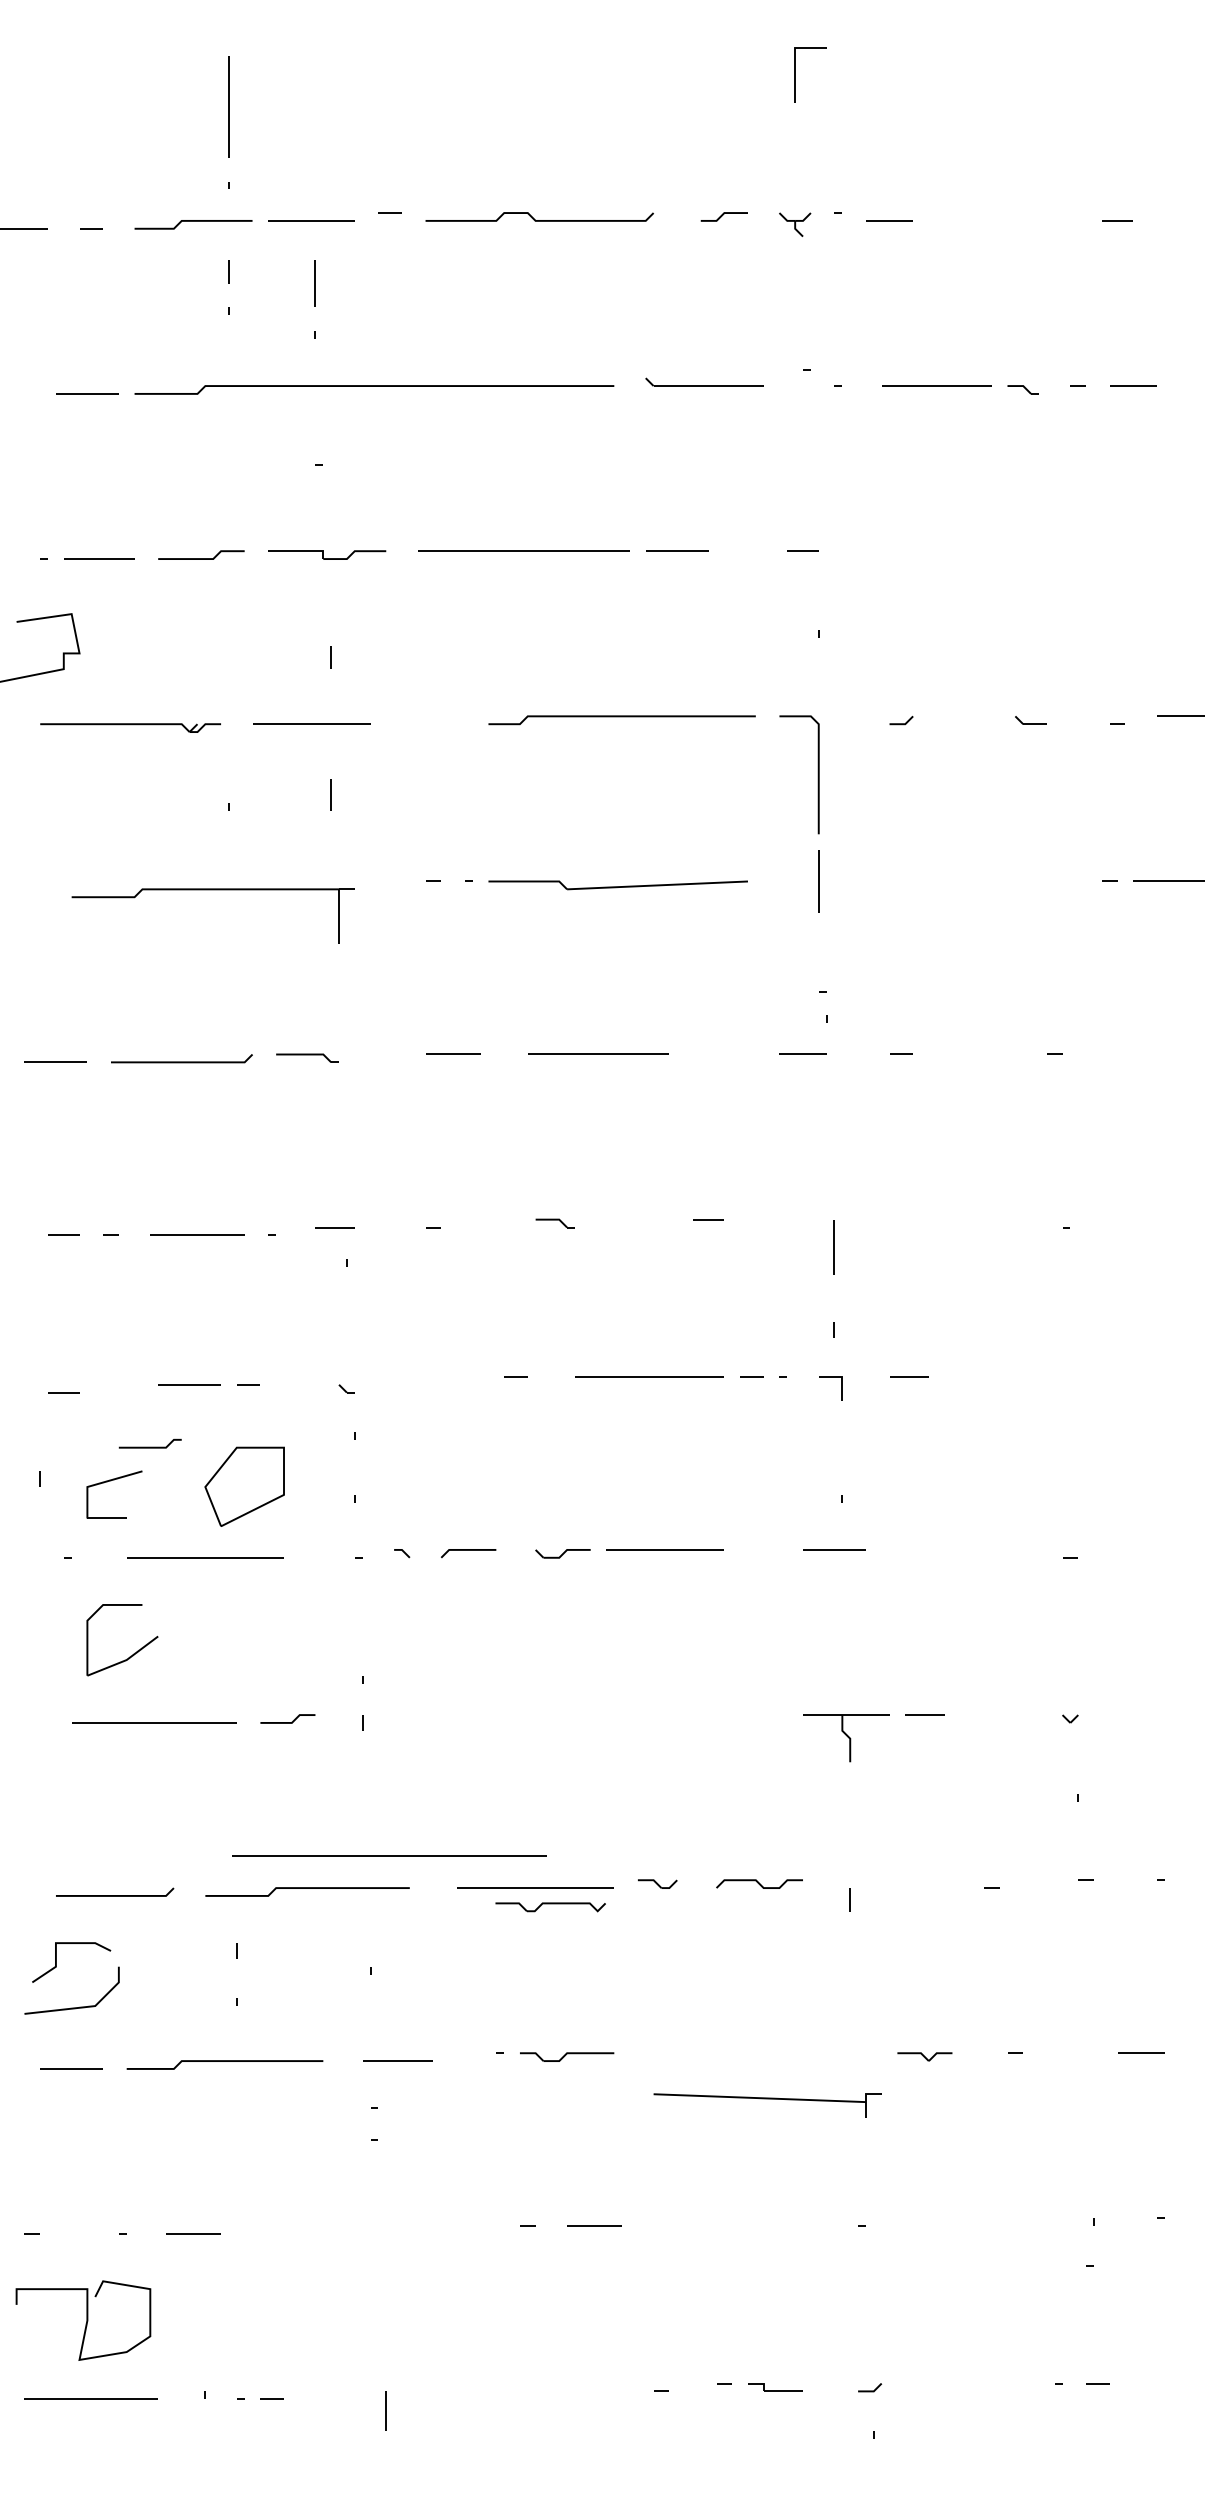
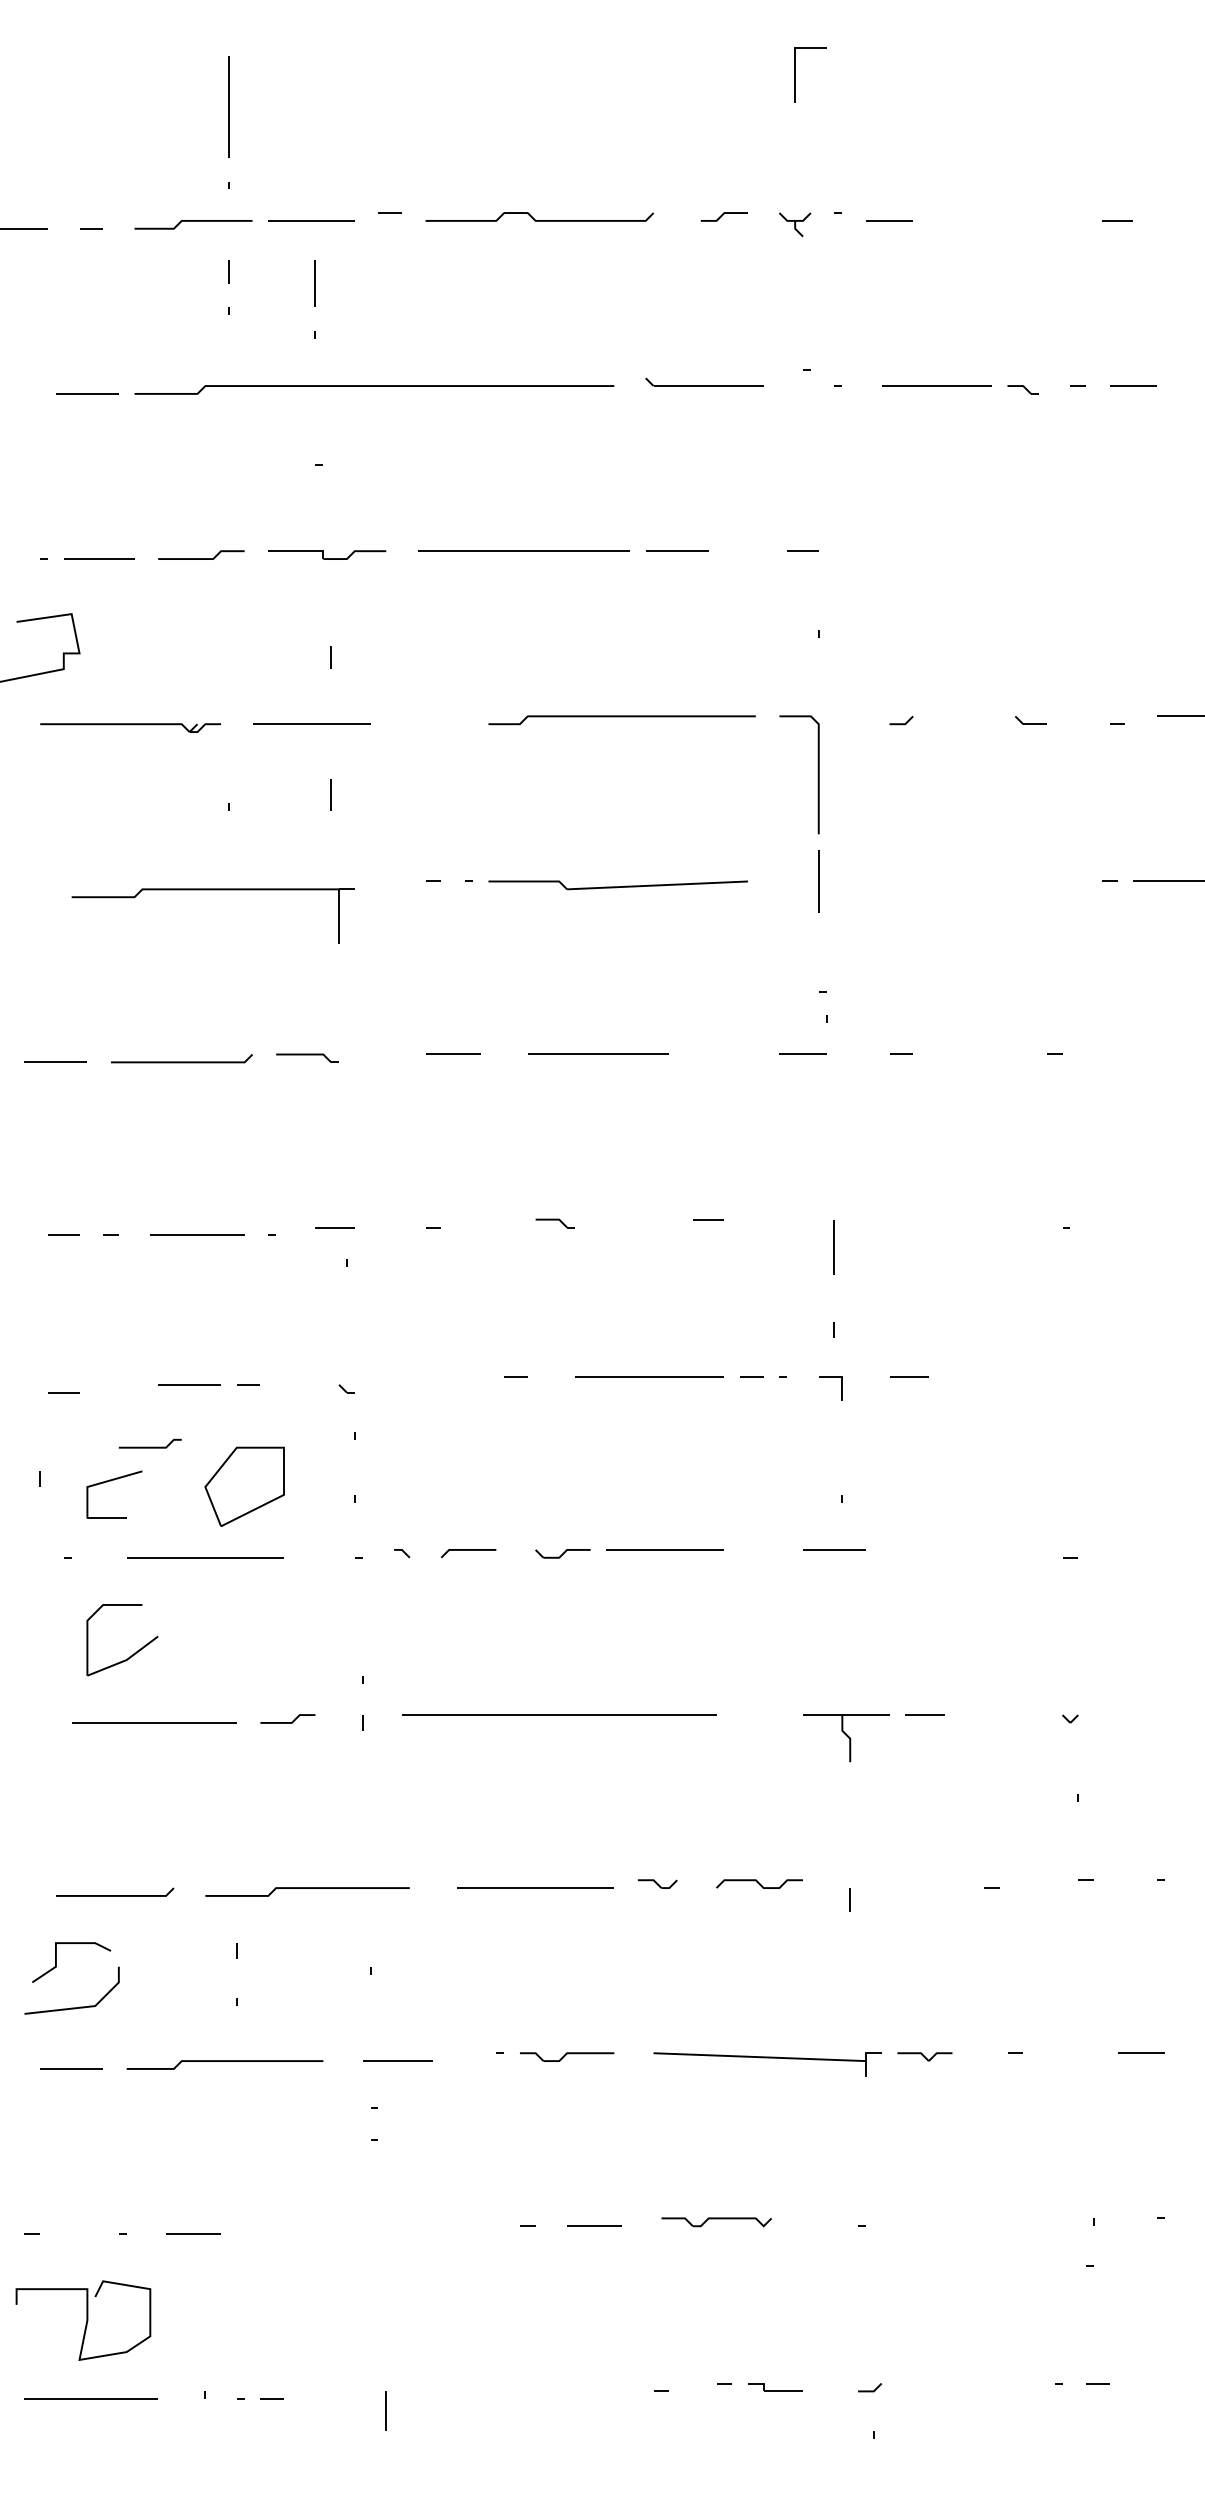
line position: (389, 1855) -> (559, 1714) (559, 1714)
part position: (550, 1907) -> (716, 2222) (716, 2222)
part position: (767, 2105) -> (767, 2064) (767, 2064)
